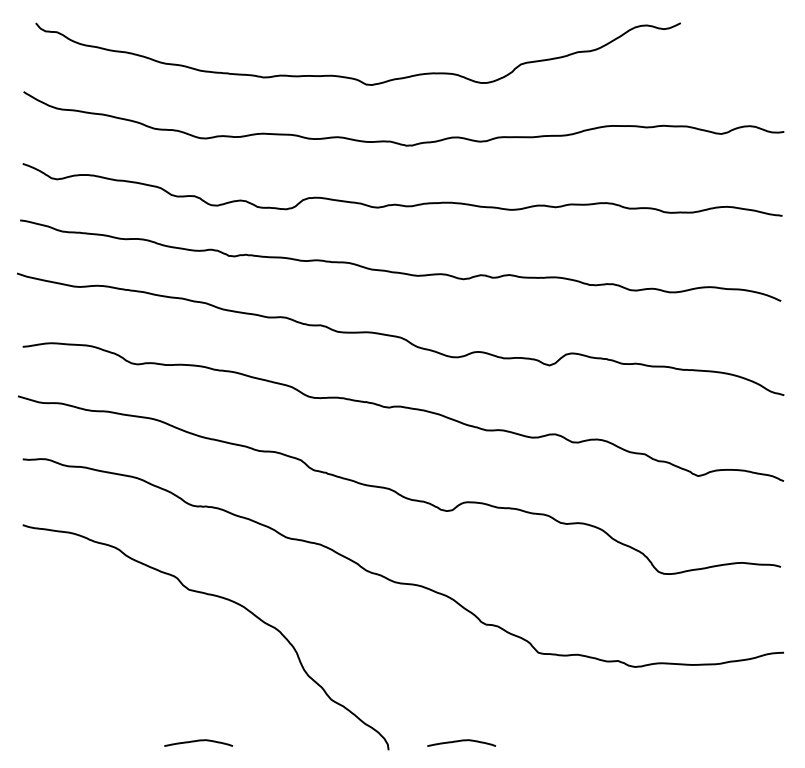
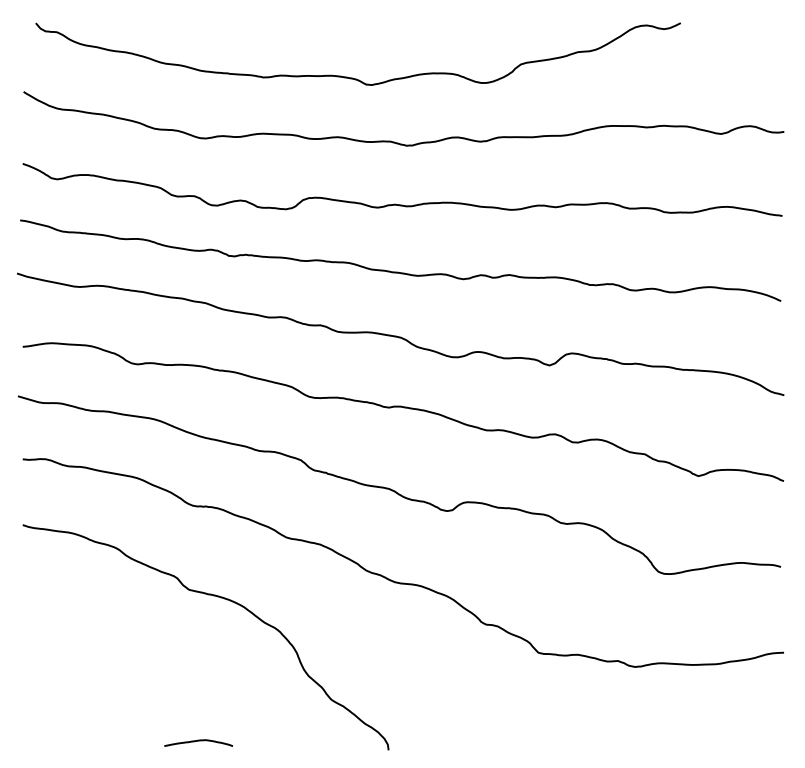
curve: present -> none (461, 741)
